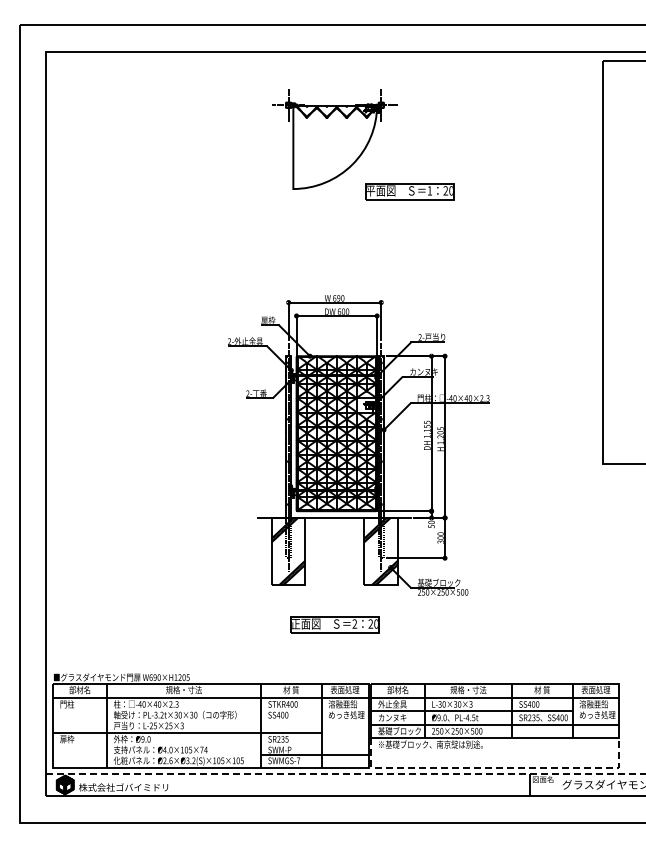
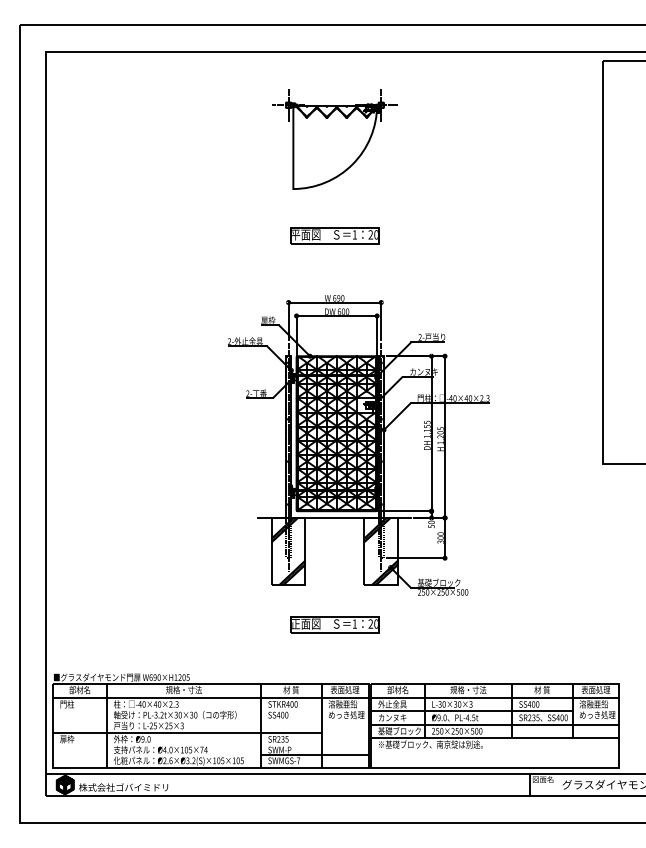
part position: (409, 191) -> (334, 235) (334, 235)
text: 2 -> 1 (354, 623)
line: dashed -> solid (495, 767)
line: dashed -> solid (346, 774)
